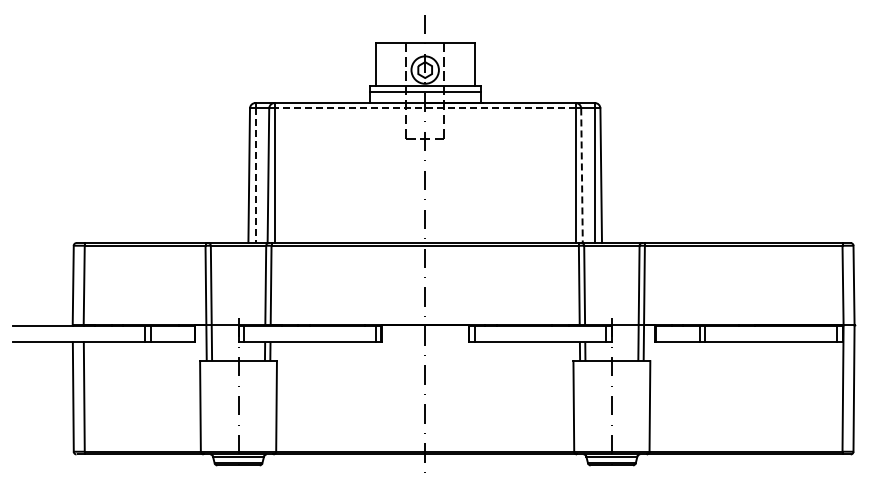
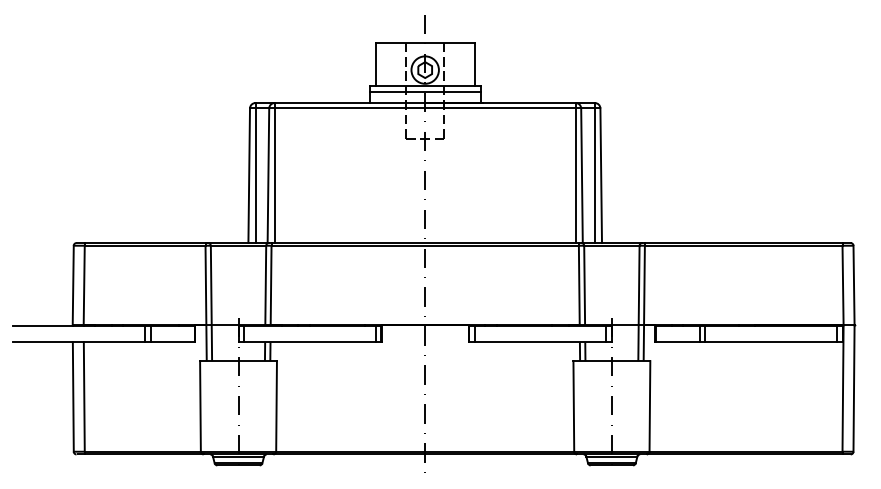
line: dashed -> solid (424, 108)
line: dashed -> solid (255, 176)
line: dashed -> solid (582, 176)
